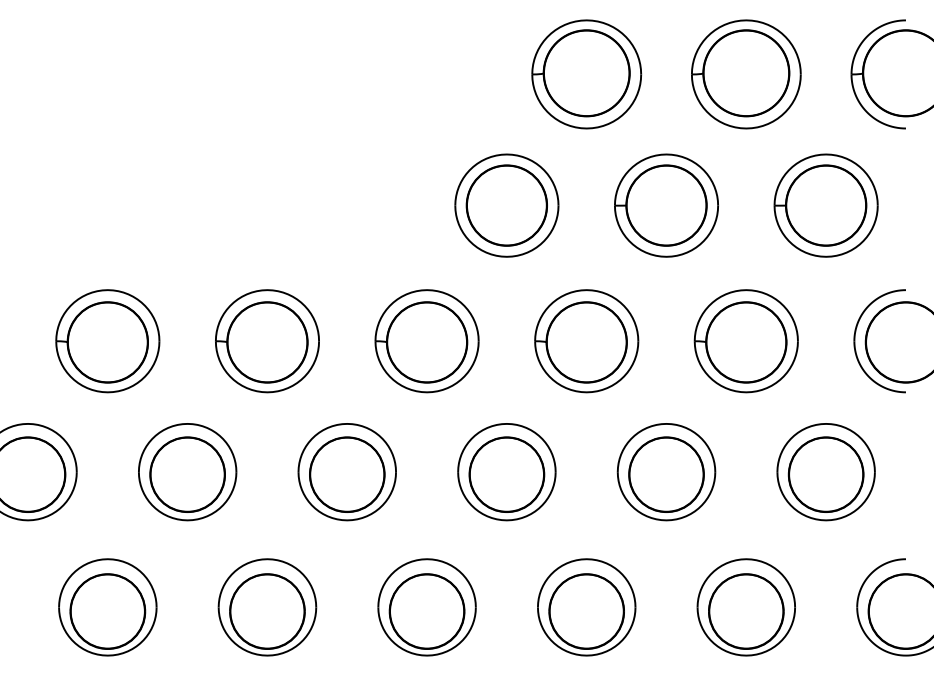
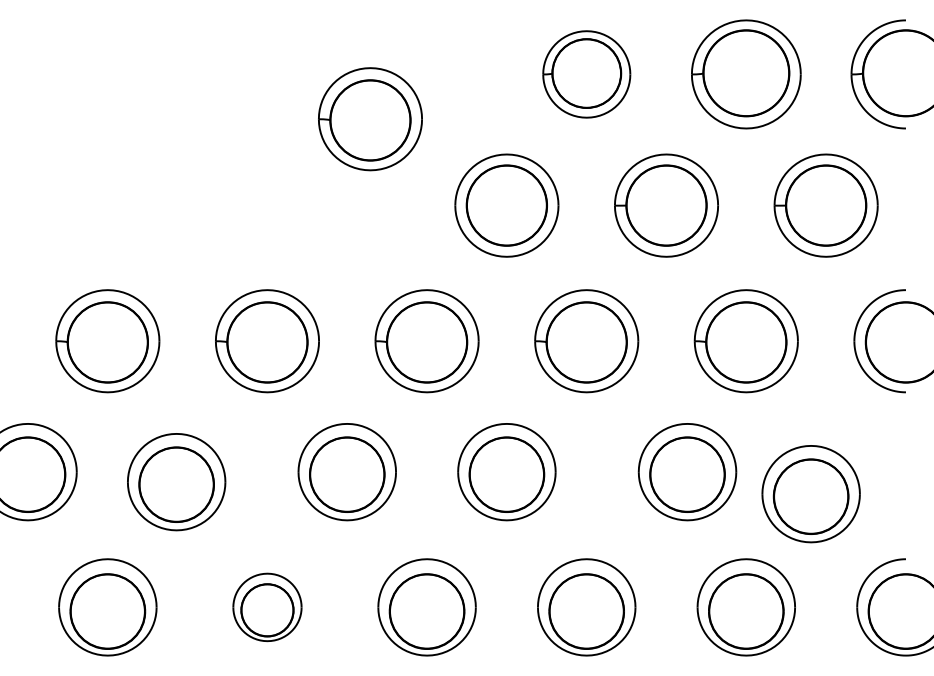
part size: 112x111 px -> 90x89 px (586, 74)
part: none -> present (370, 119)
part position: (187, 472) -> (176, 482) (176, 482)
part position: (666, 472) -> (687, 472) (687, 472)
part position: (825, 472) -> (810, 494) (810, 494)
part size: 101x99 px -> 71x71 px (267, 607)
